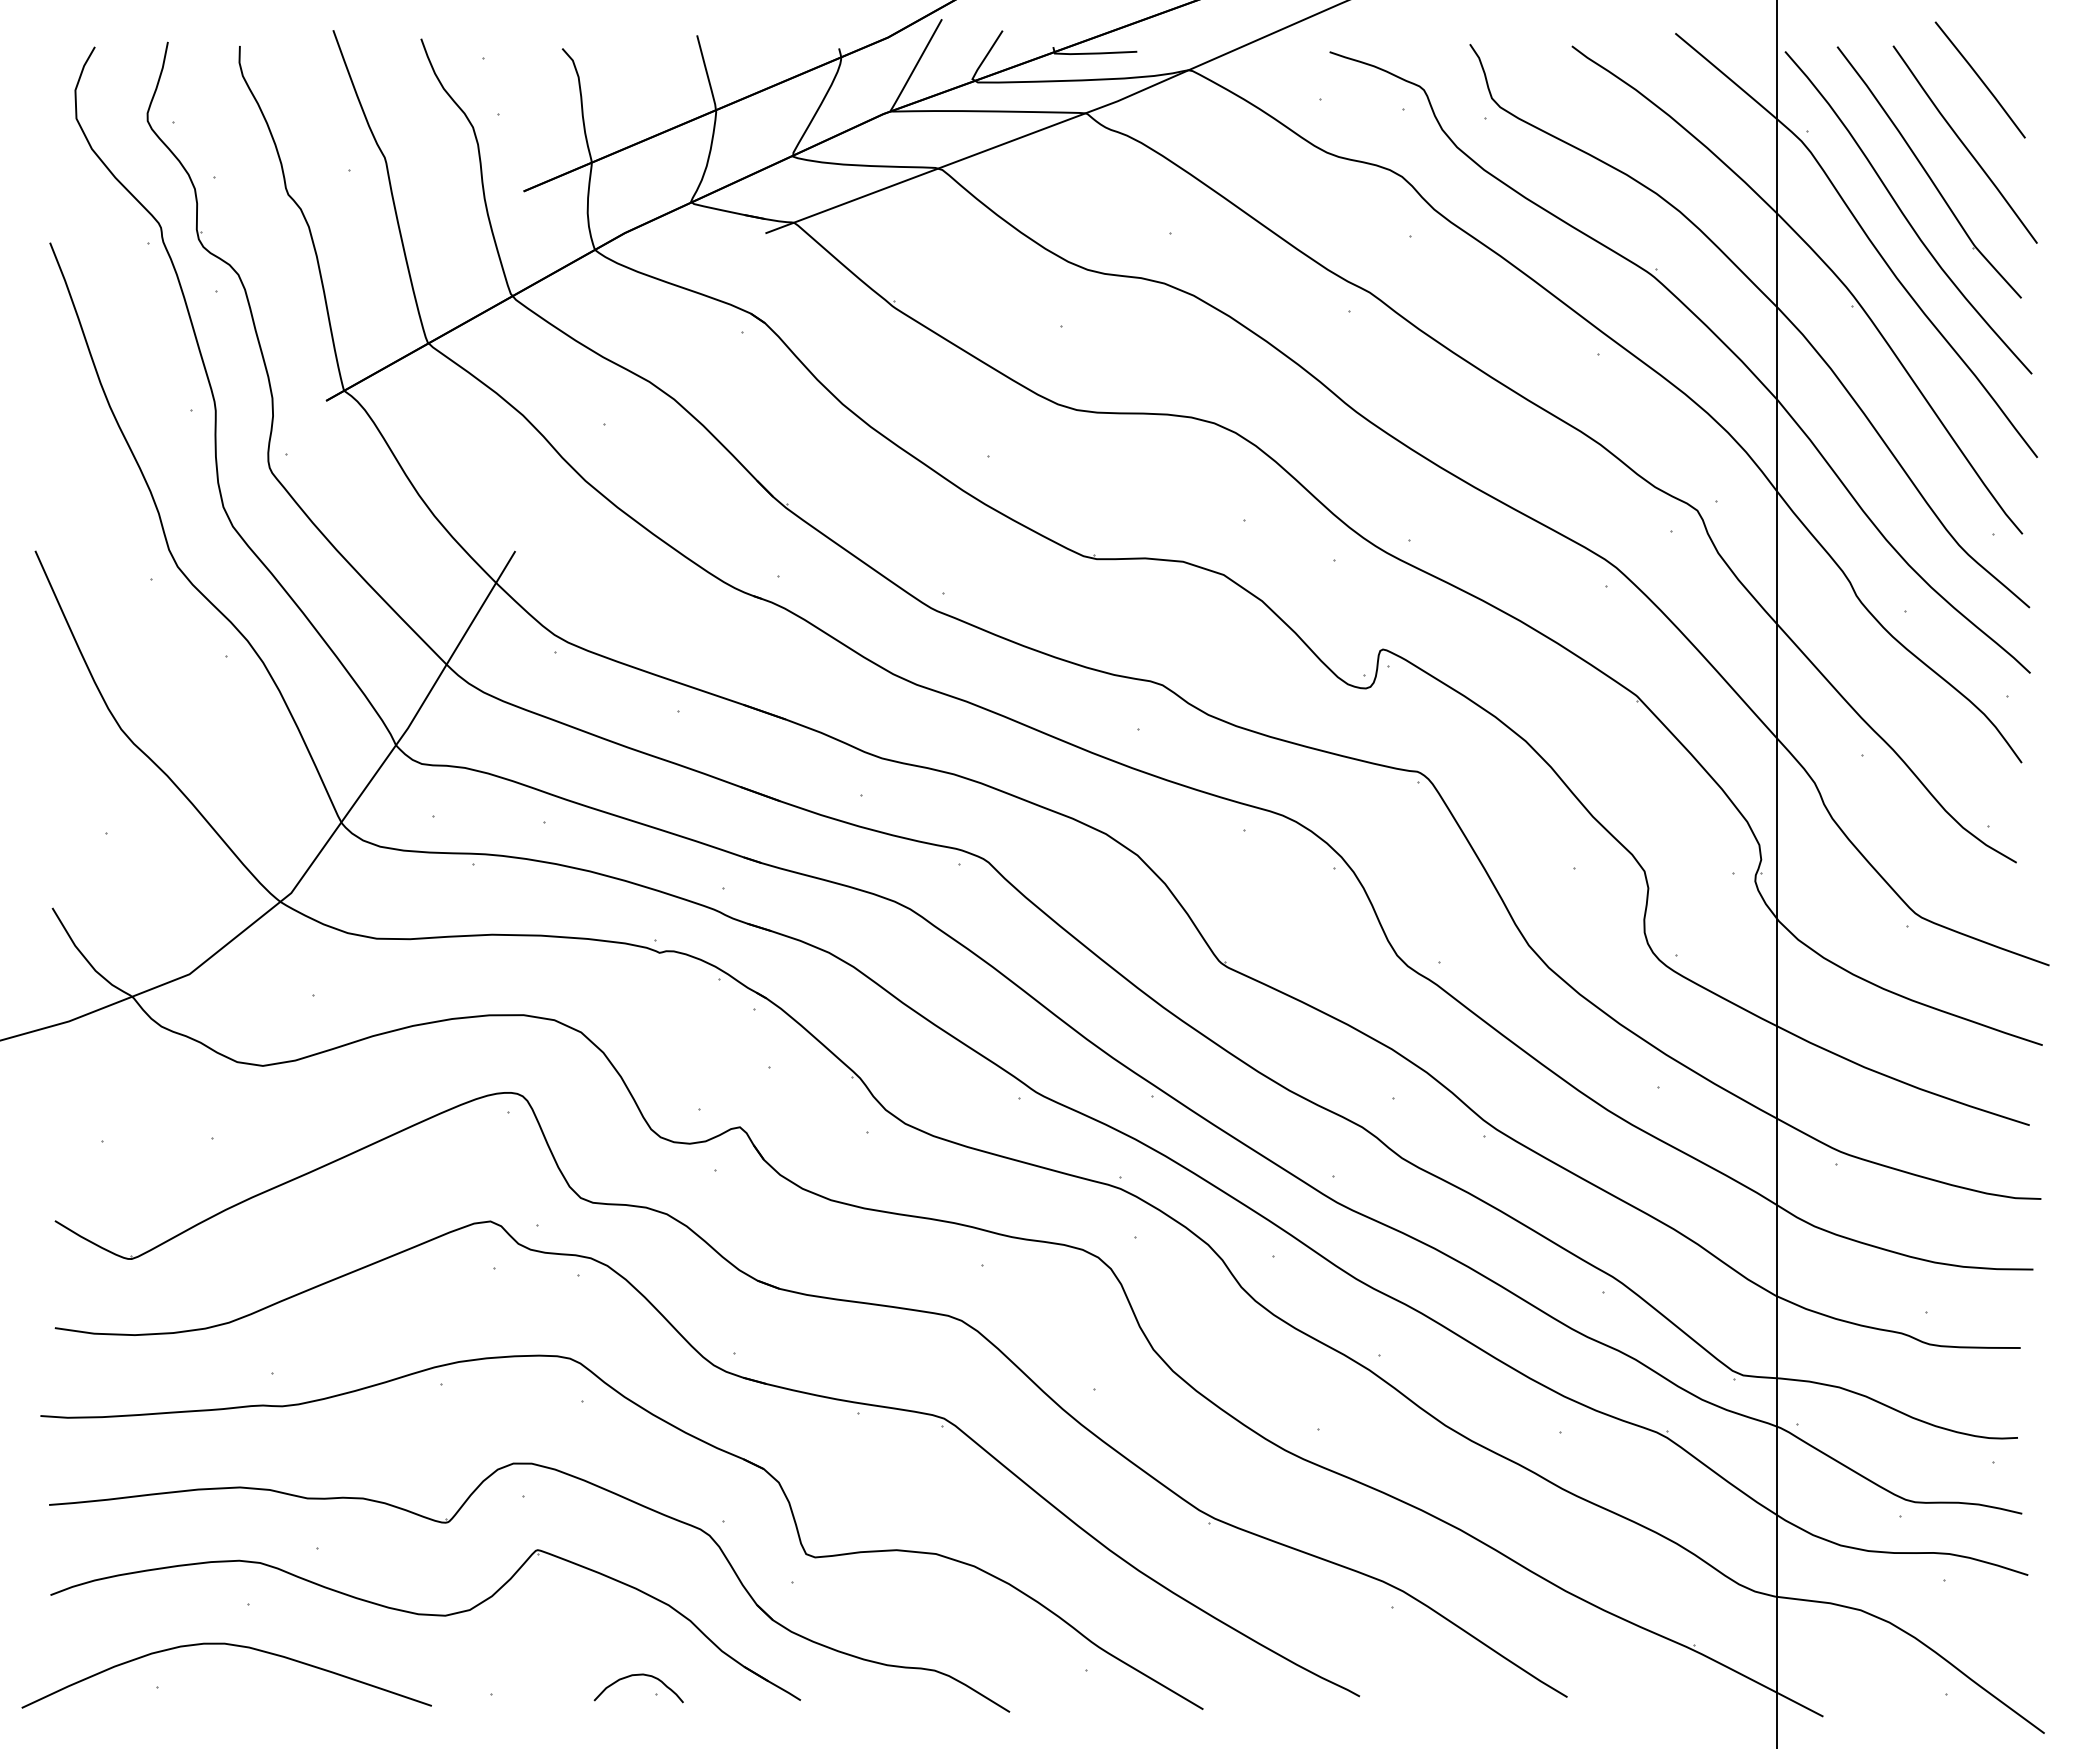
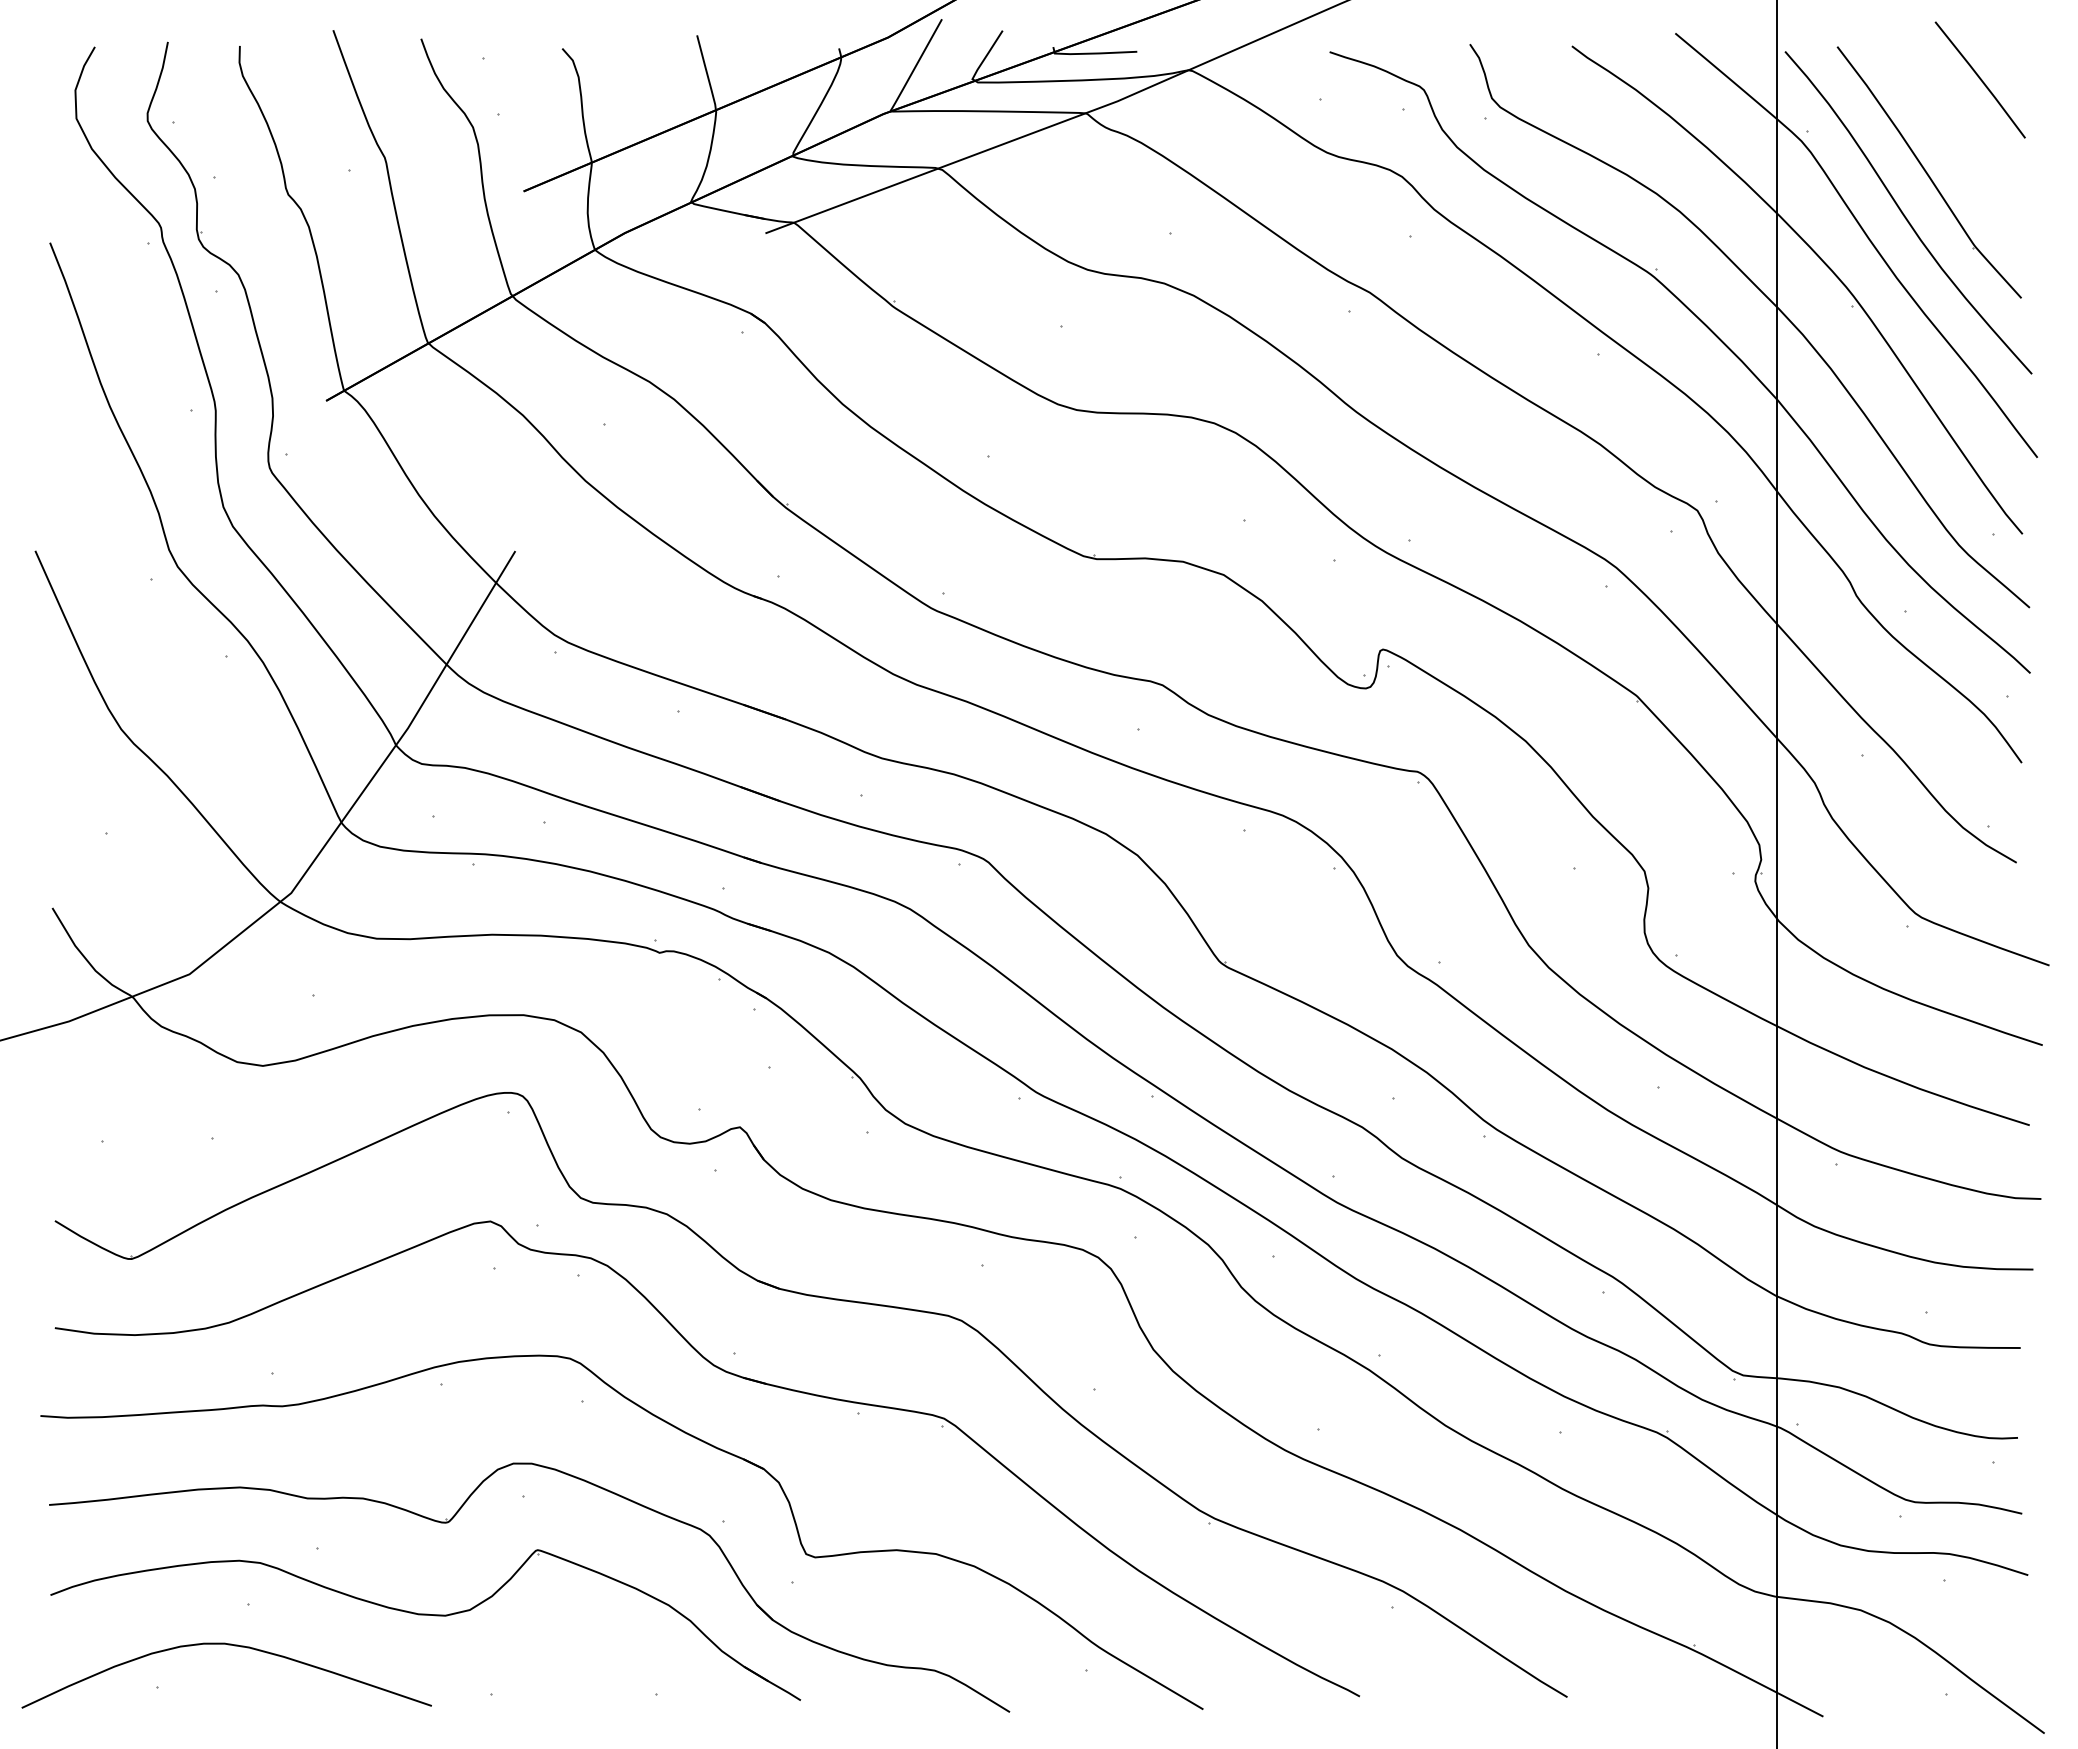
curve: present -> none (1964, 144)
curve: present -> none (638, 1675)
